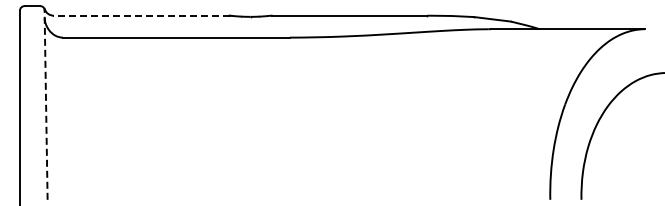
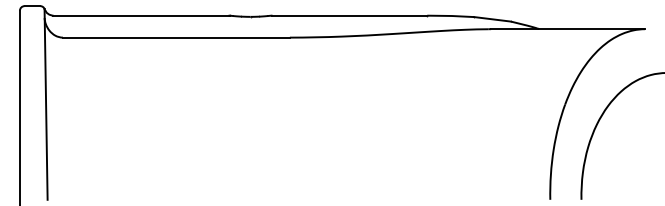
line: dashed -> solid (141, 15)
line: dashed -> solid (46, 103)
